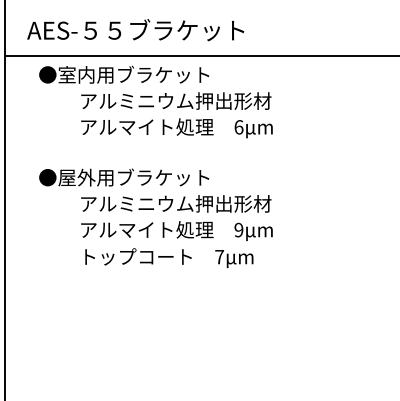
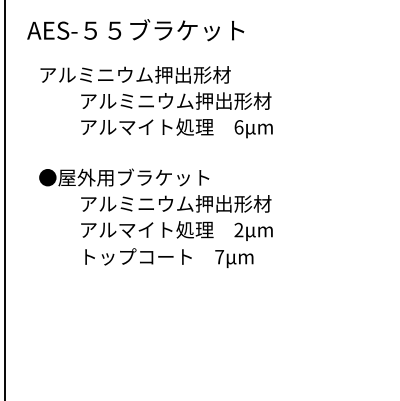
line: present -> none (201, 56)
text: ●室内用ブラケット -> アルミニウム押出形材 (134, 74)
text: 9 -> 2 (238, 230)
